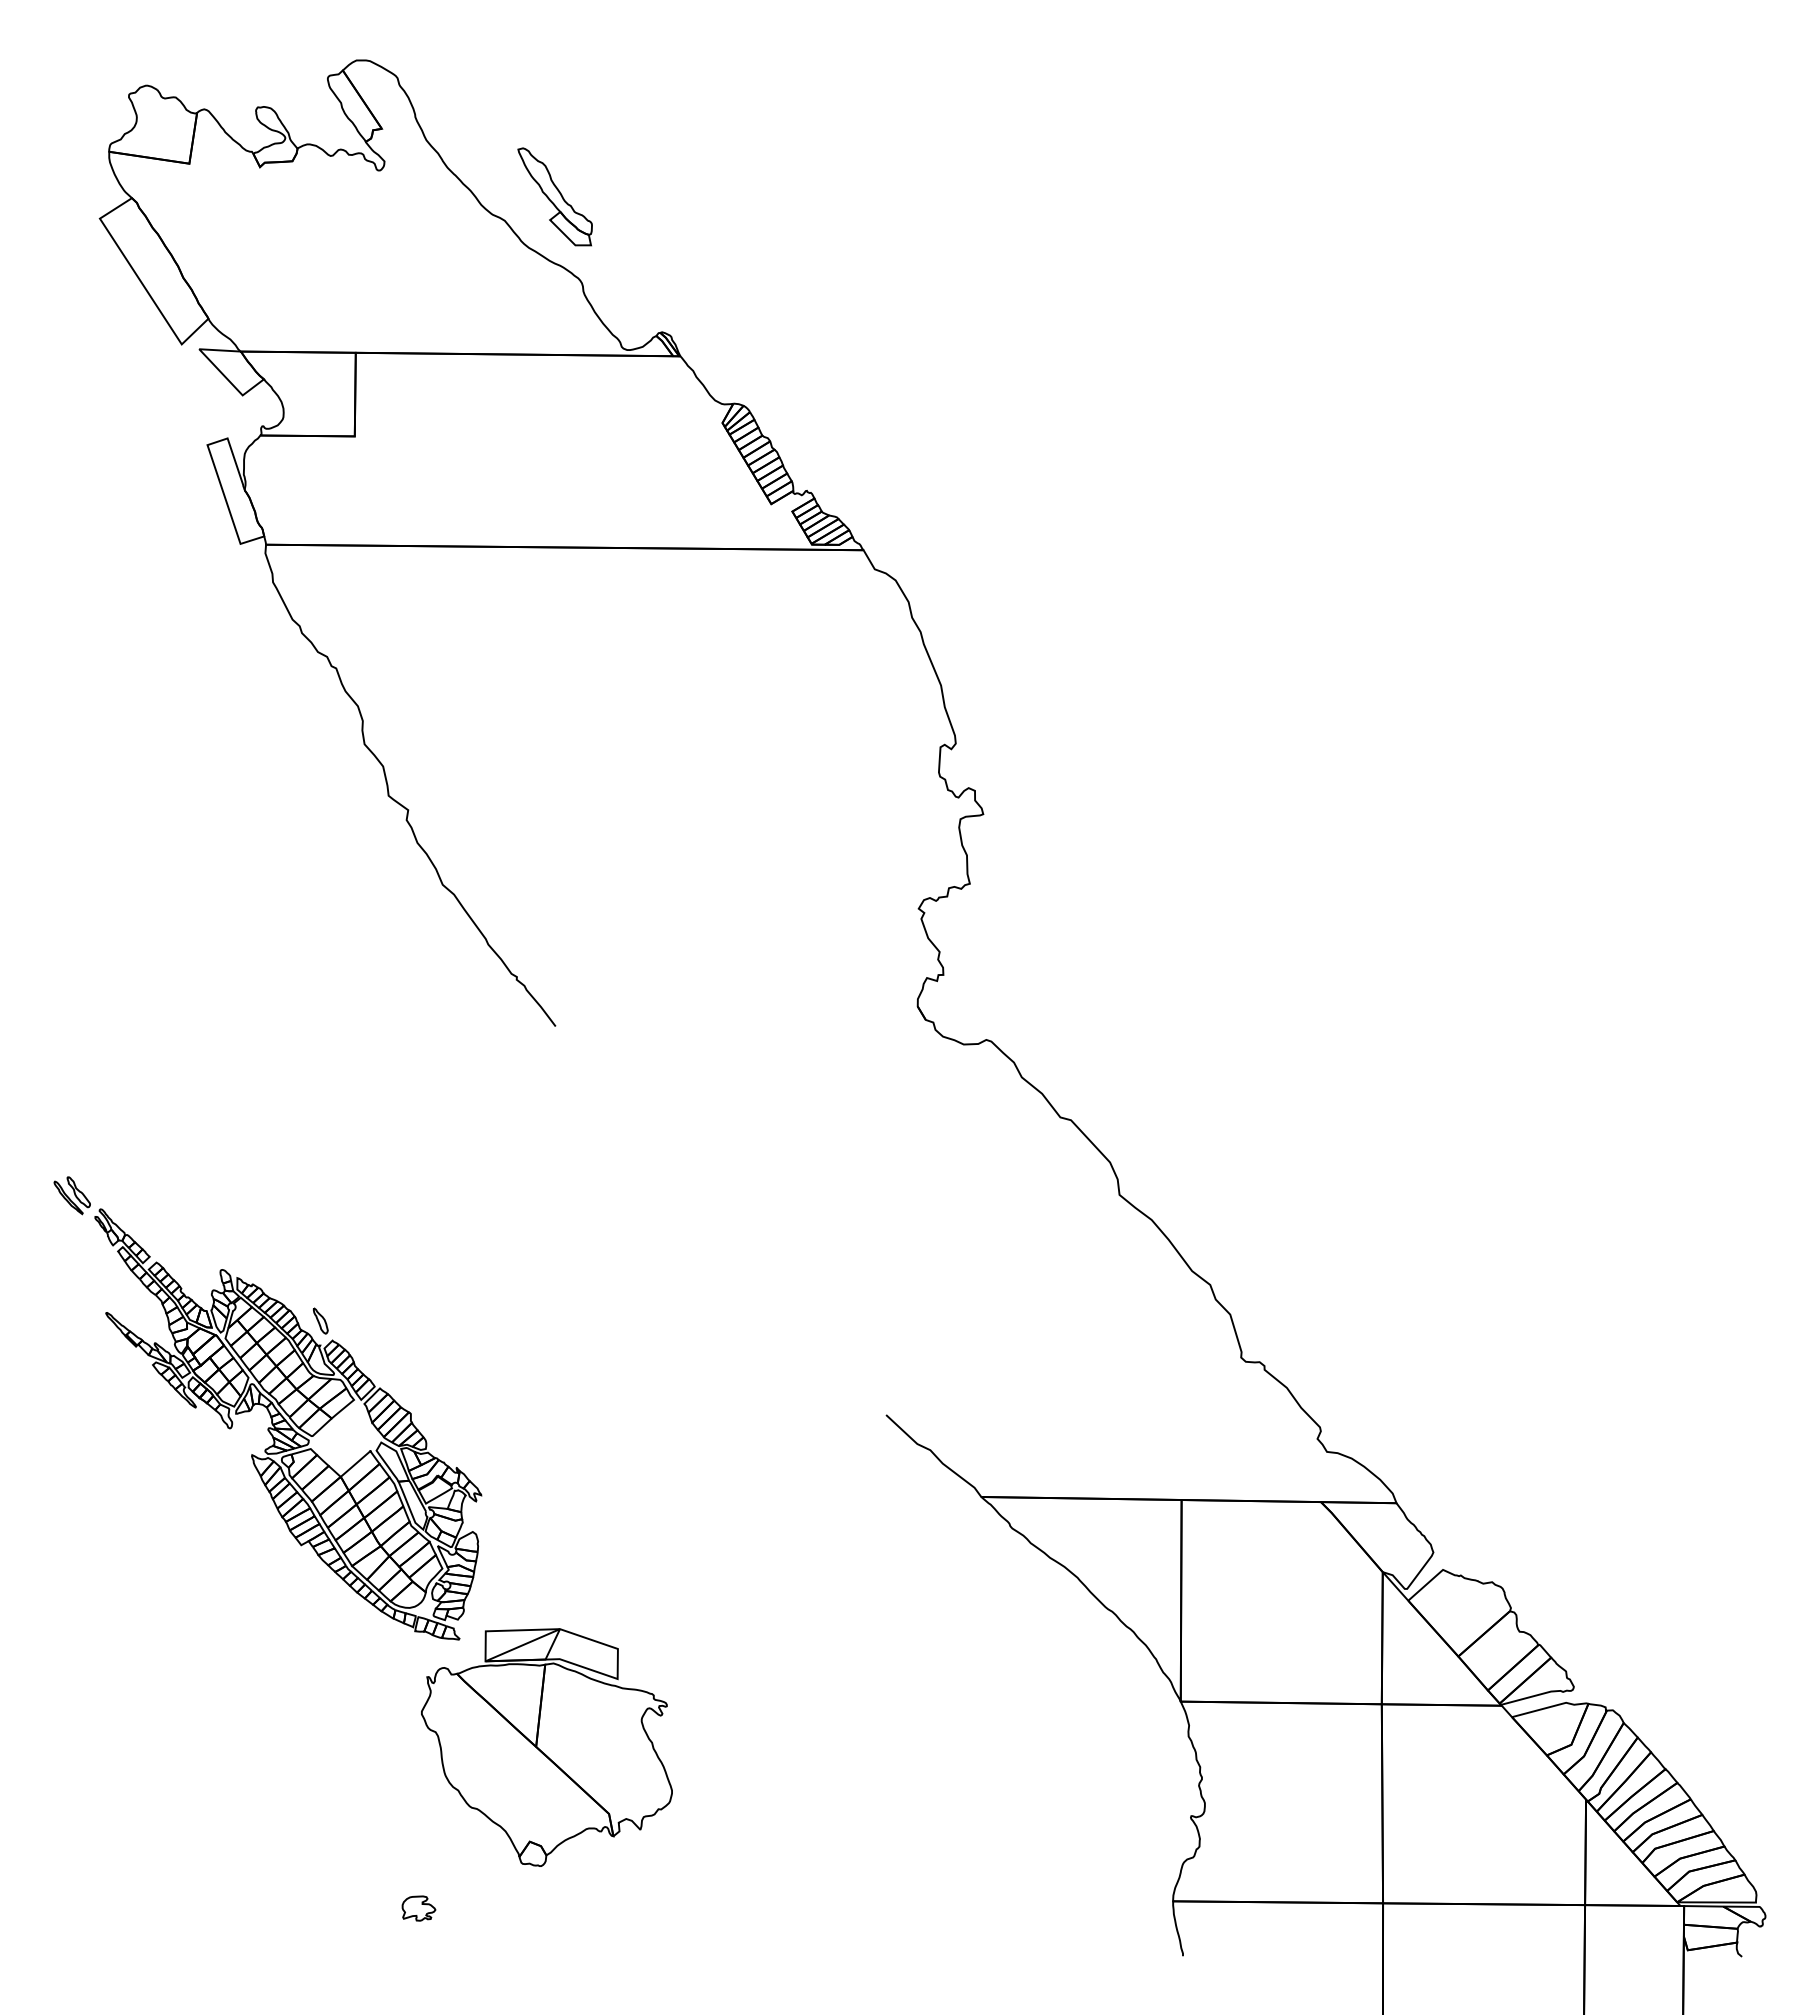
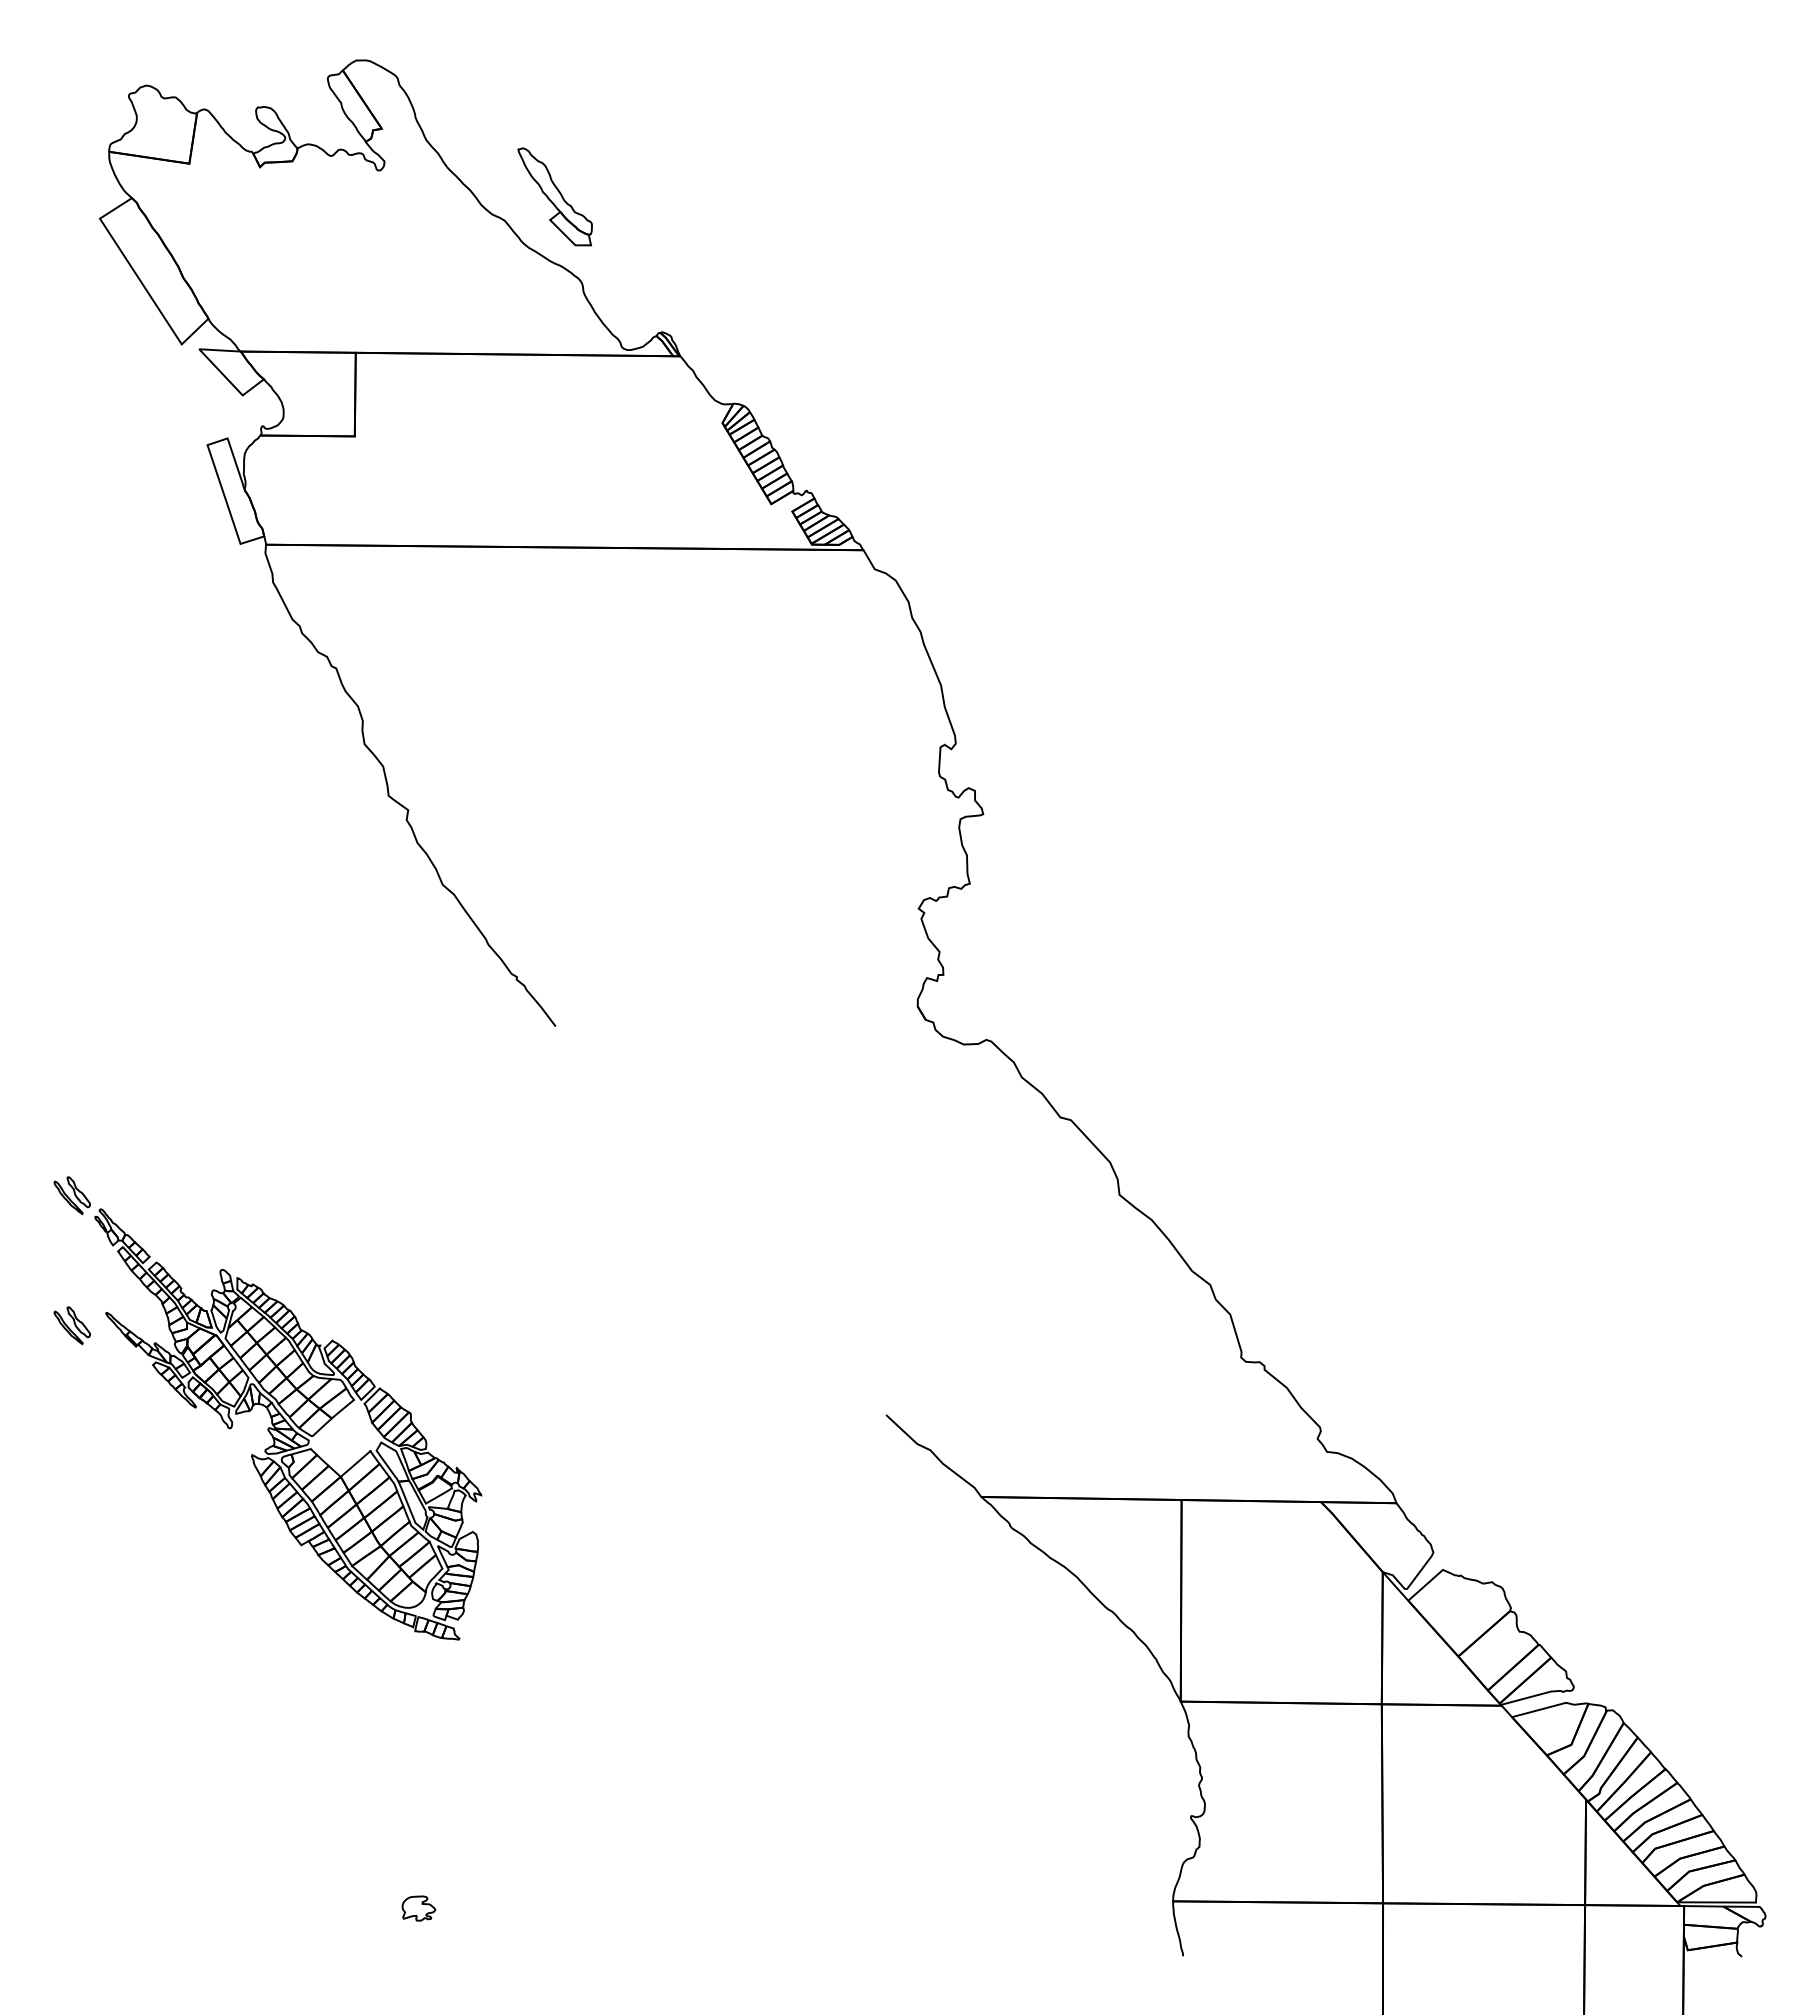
part: present -> none (320, 1320)
part: none -> present (71, 1325)
part: present -> none (546, 1747)
